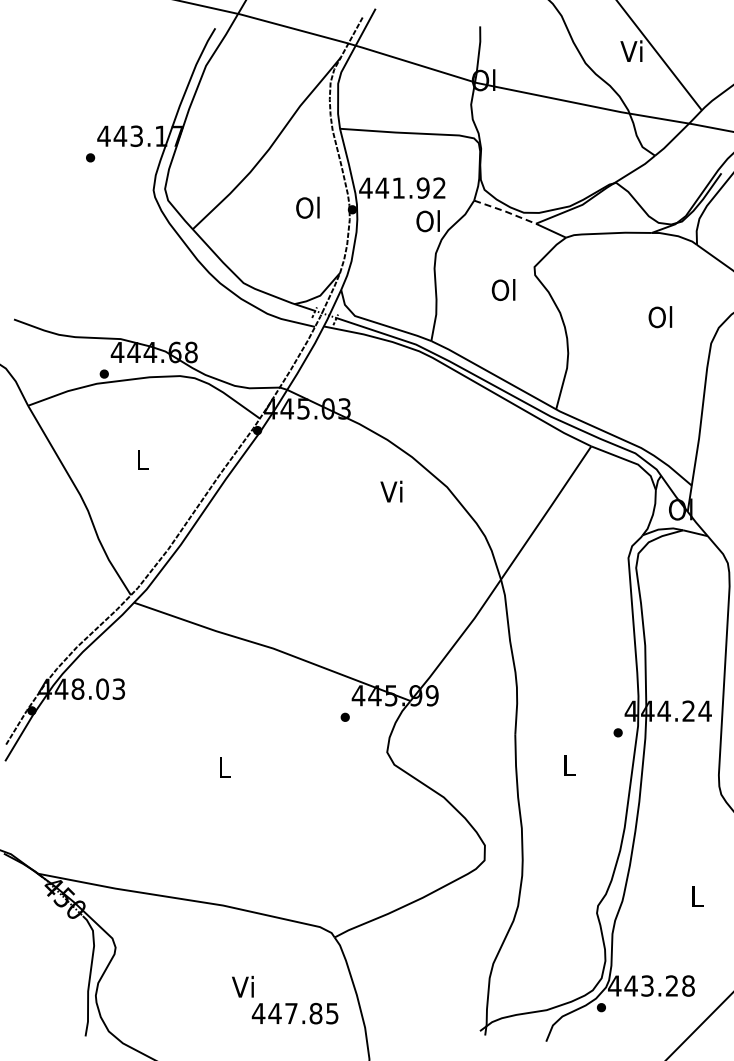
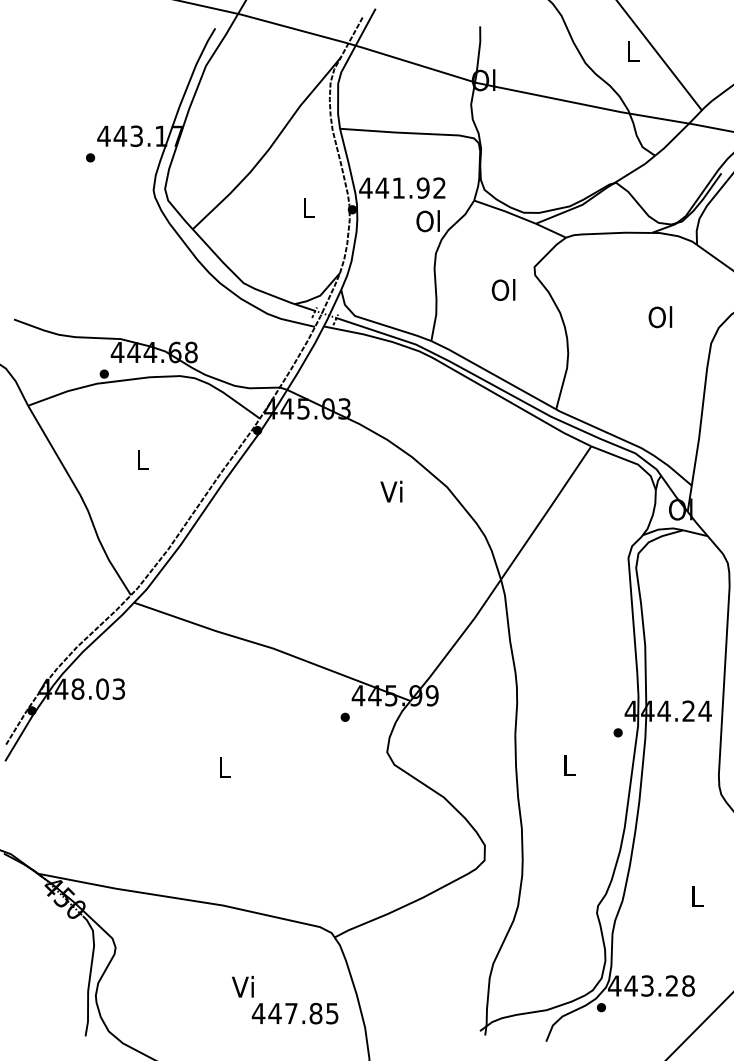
text: Vi -> L (631, 50)
text: Ol -> L (307, 207)
line: dashed -> solid (505, 211)
